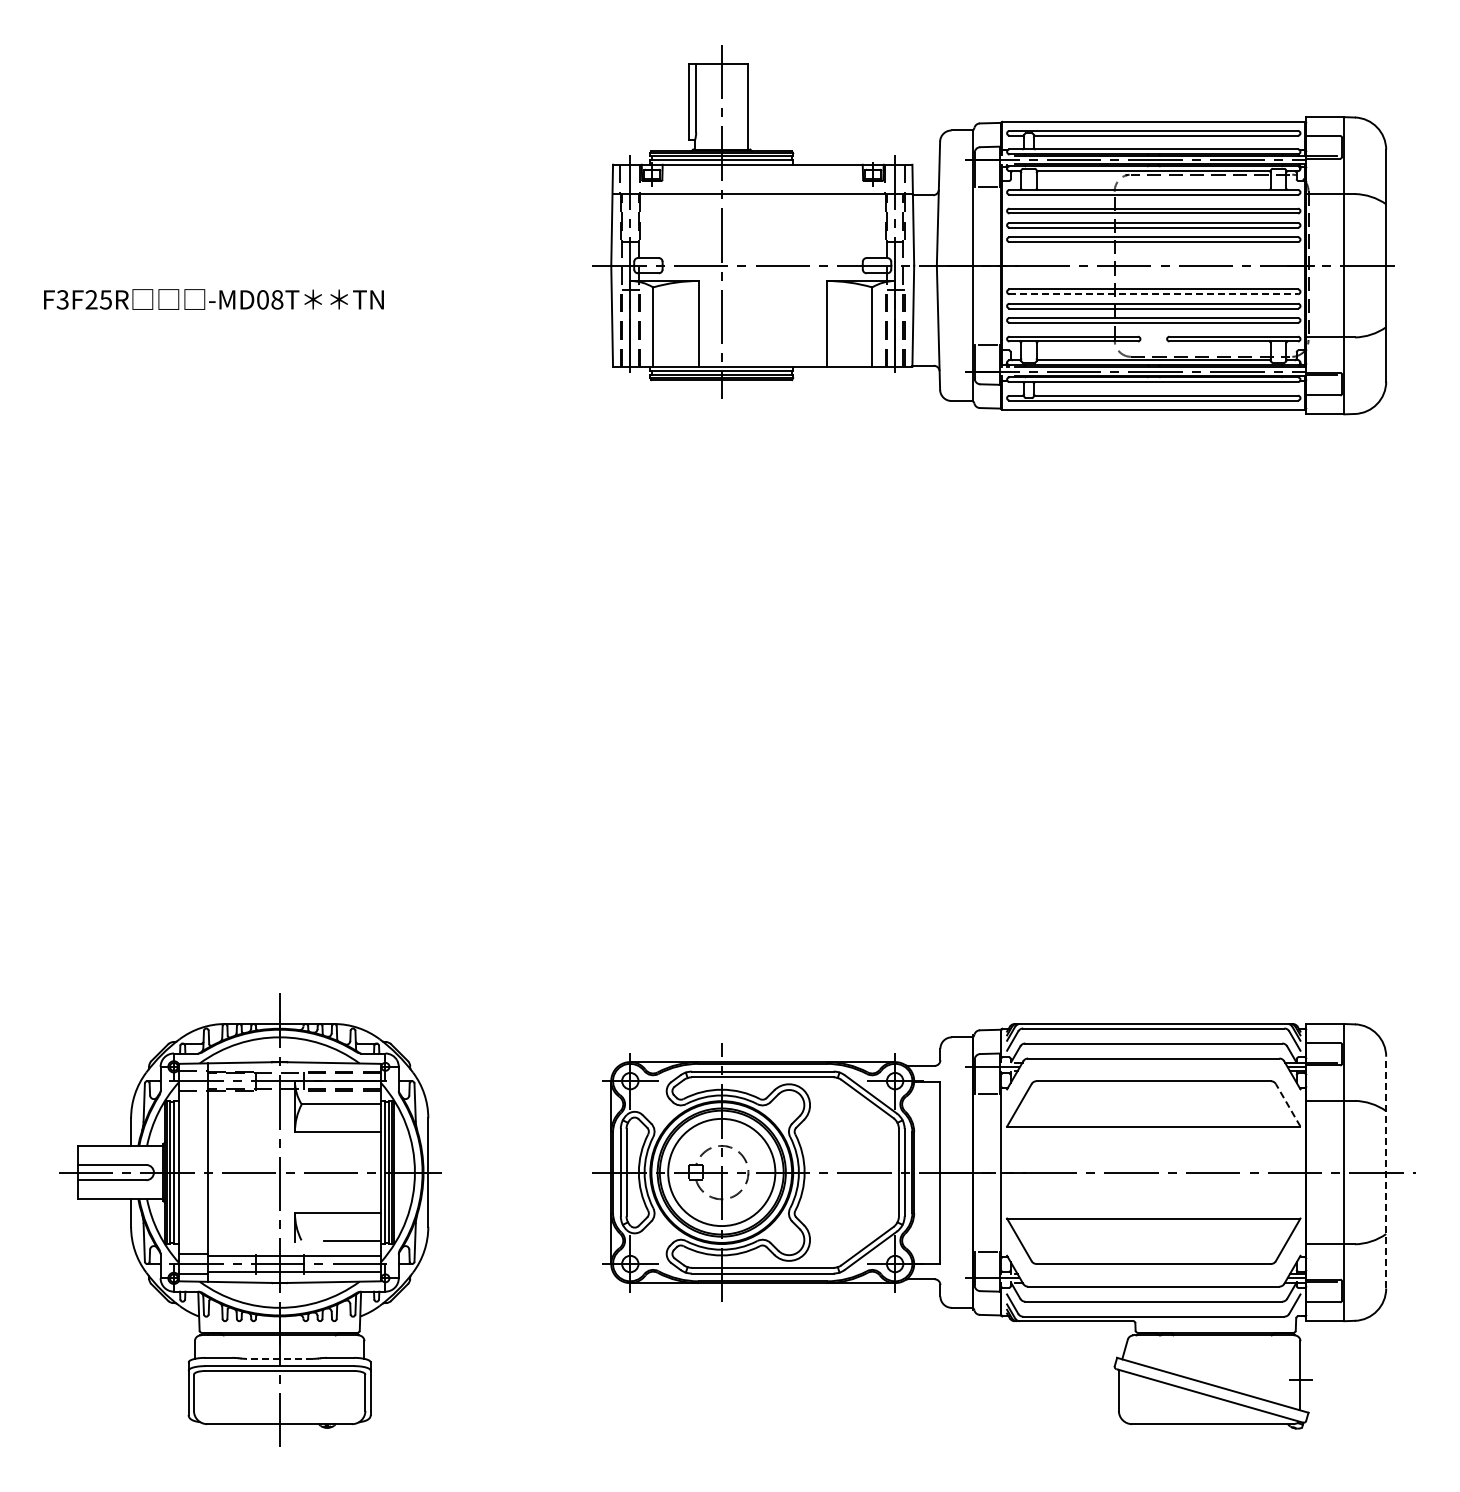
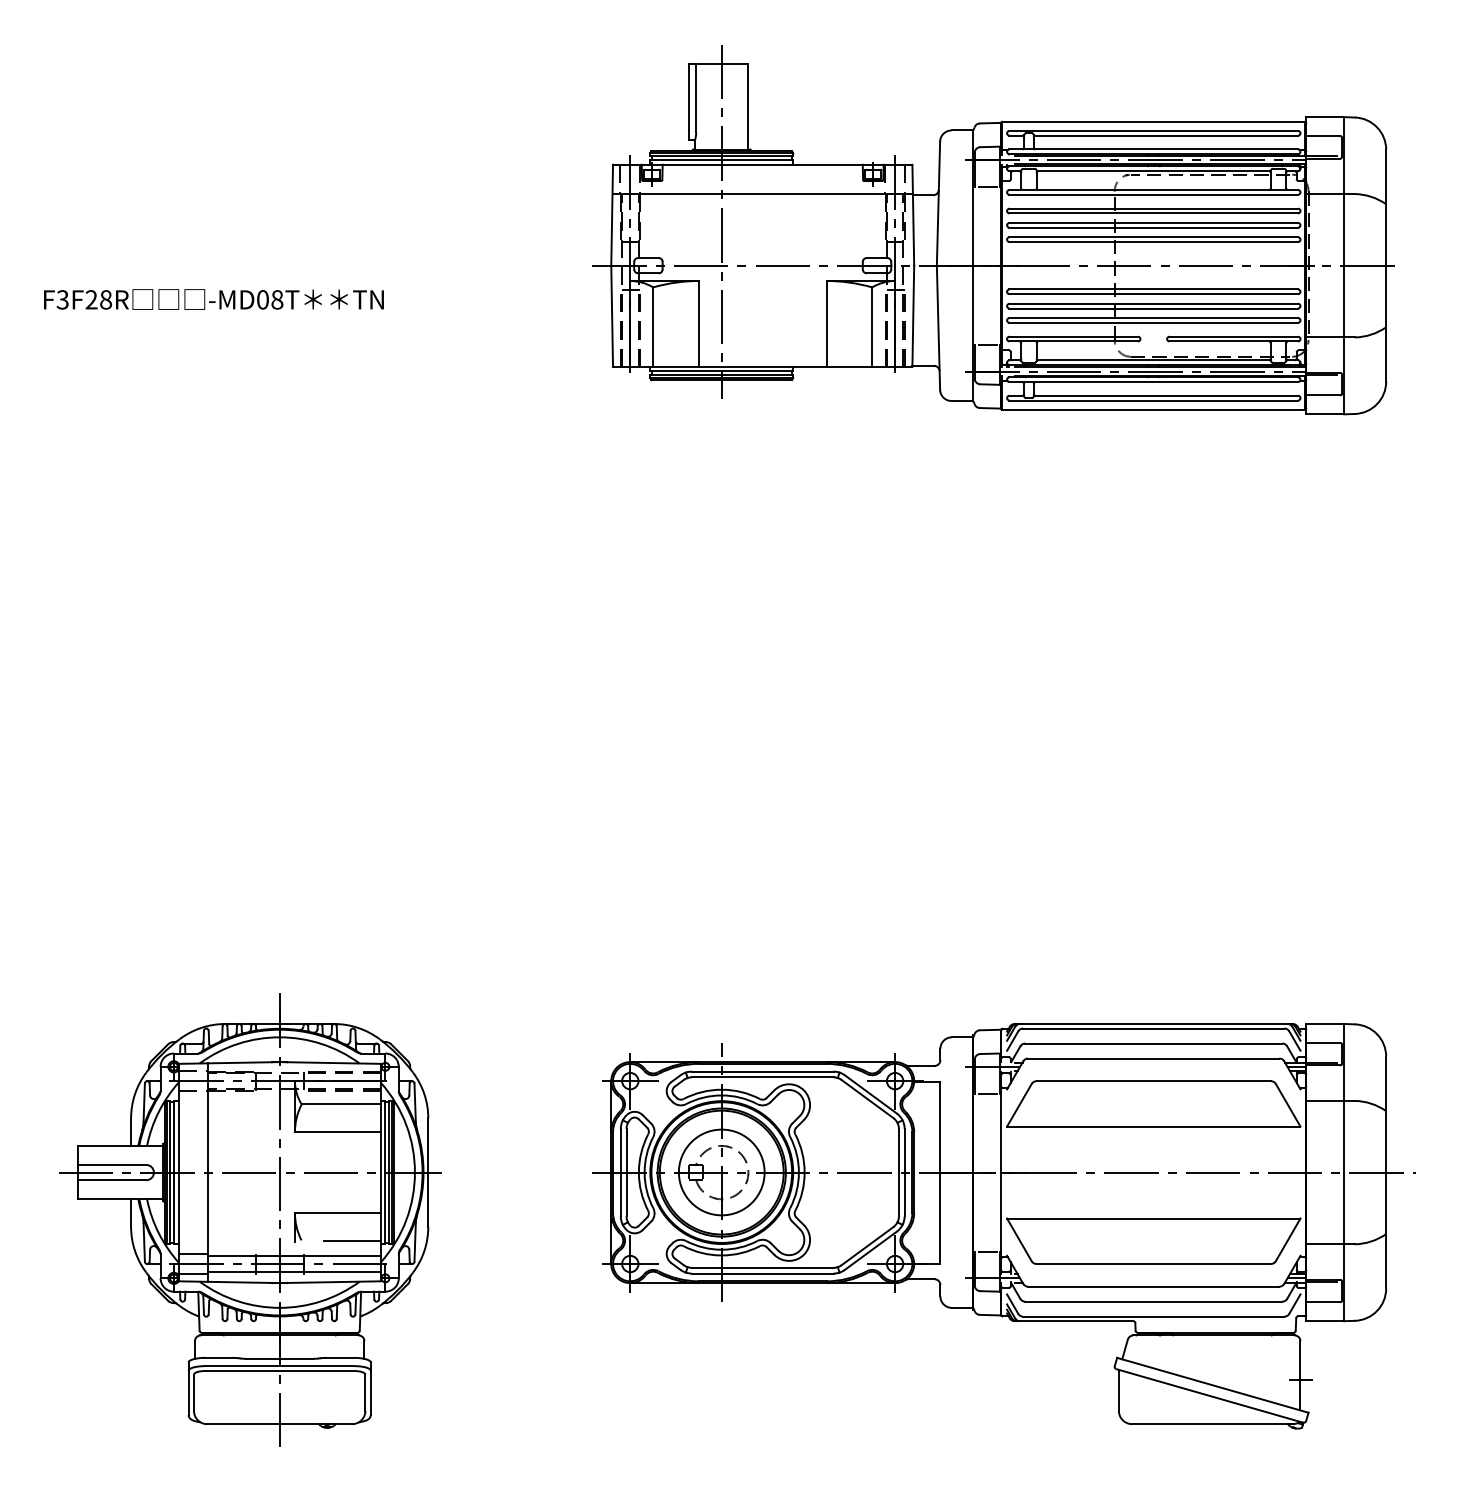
line: dashed -> solid (1154, 294)
text: F3F25R -> F3F28R (105, 299)
line: dashed -> solid (1288, 1105)
circle diameter: 107 px -> 86 px (721, 1172)
line: dashed -> solid (1386, 1172)
line: dashed -> solid (279, 1358)
